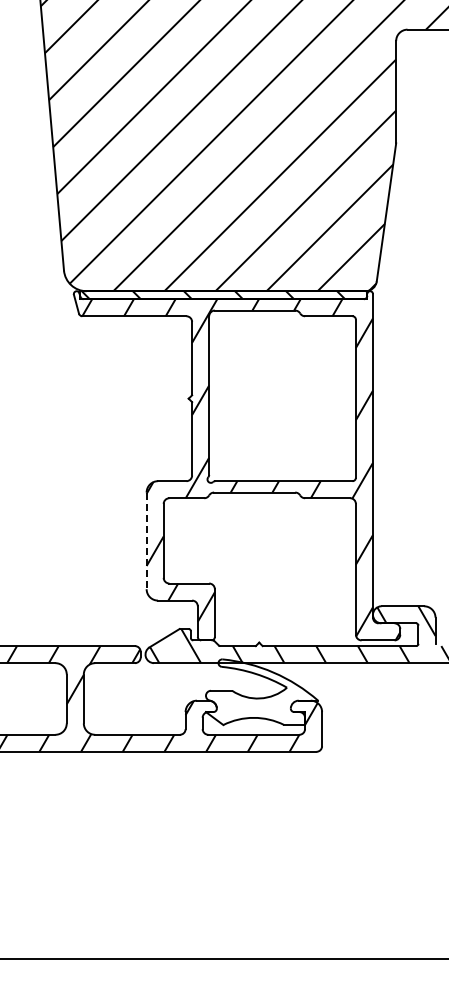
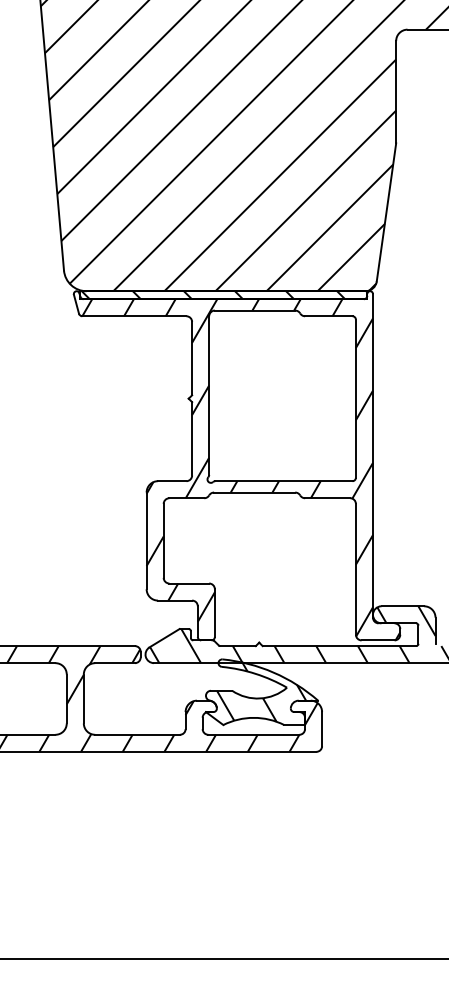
line: dashed -> solid (146, 541)
hatch: none -> present (261, 691)
